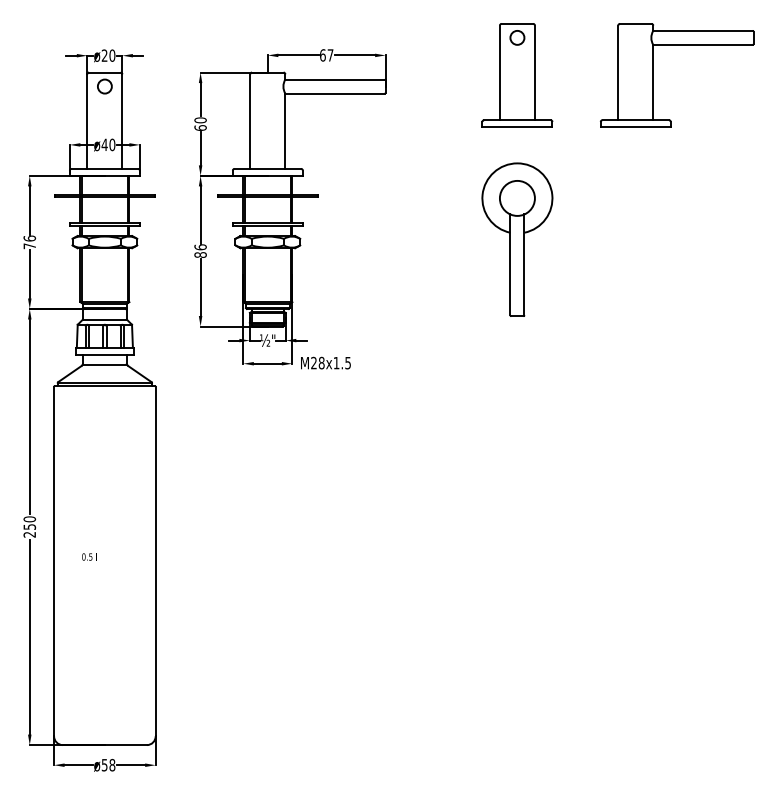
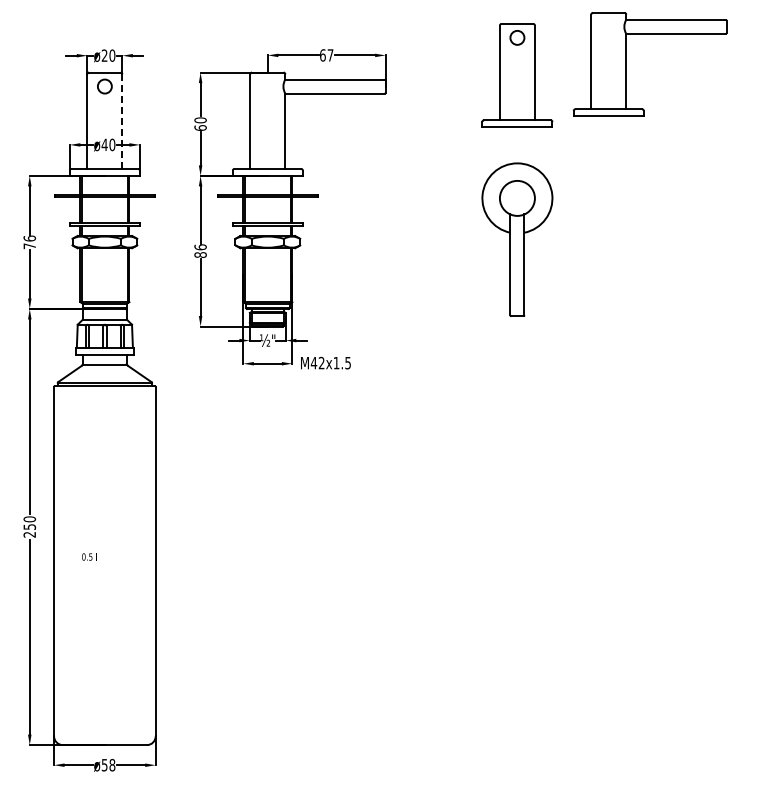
part position: (653, 75) -> (626, 64) (626, 64)
line: solid -> dashed (122, 121)
text: M28x1.5 -> M42x1.5 (317, 362)
